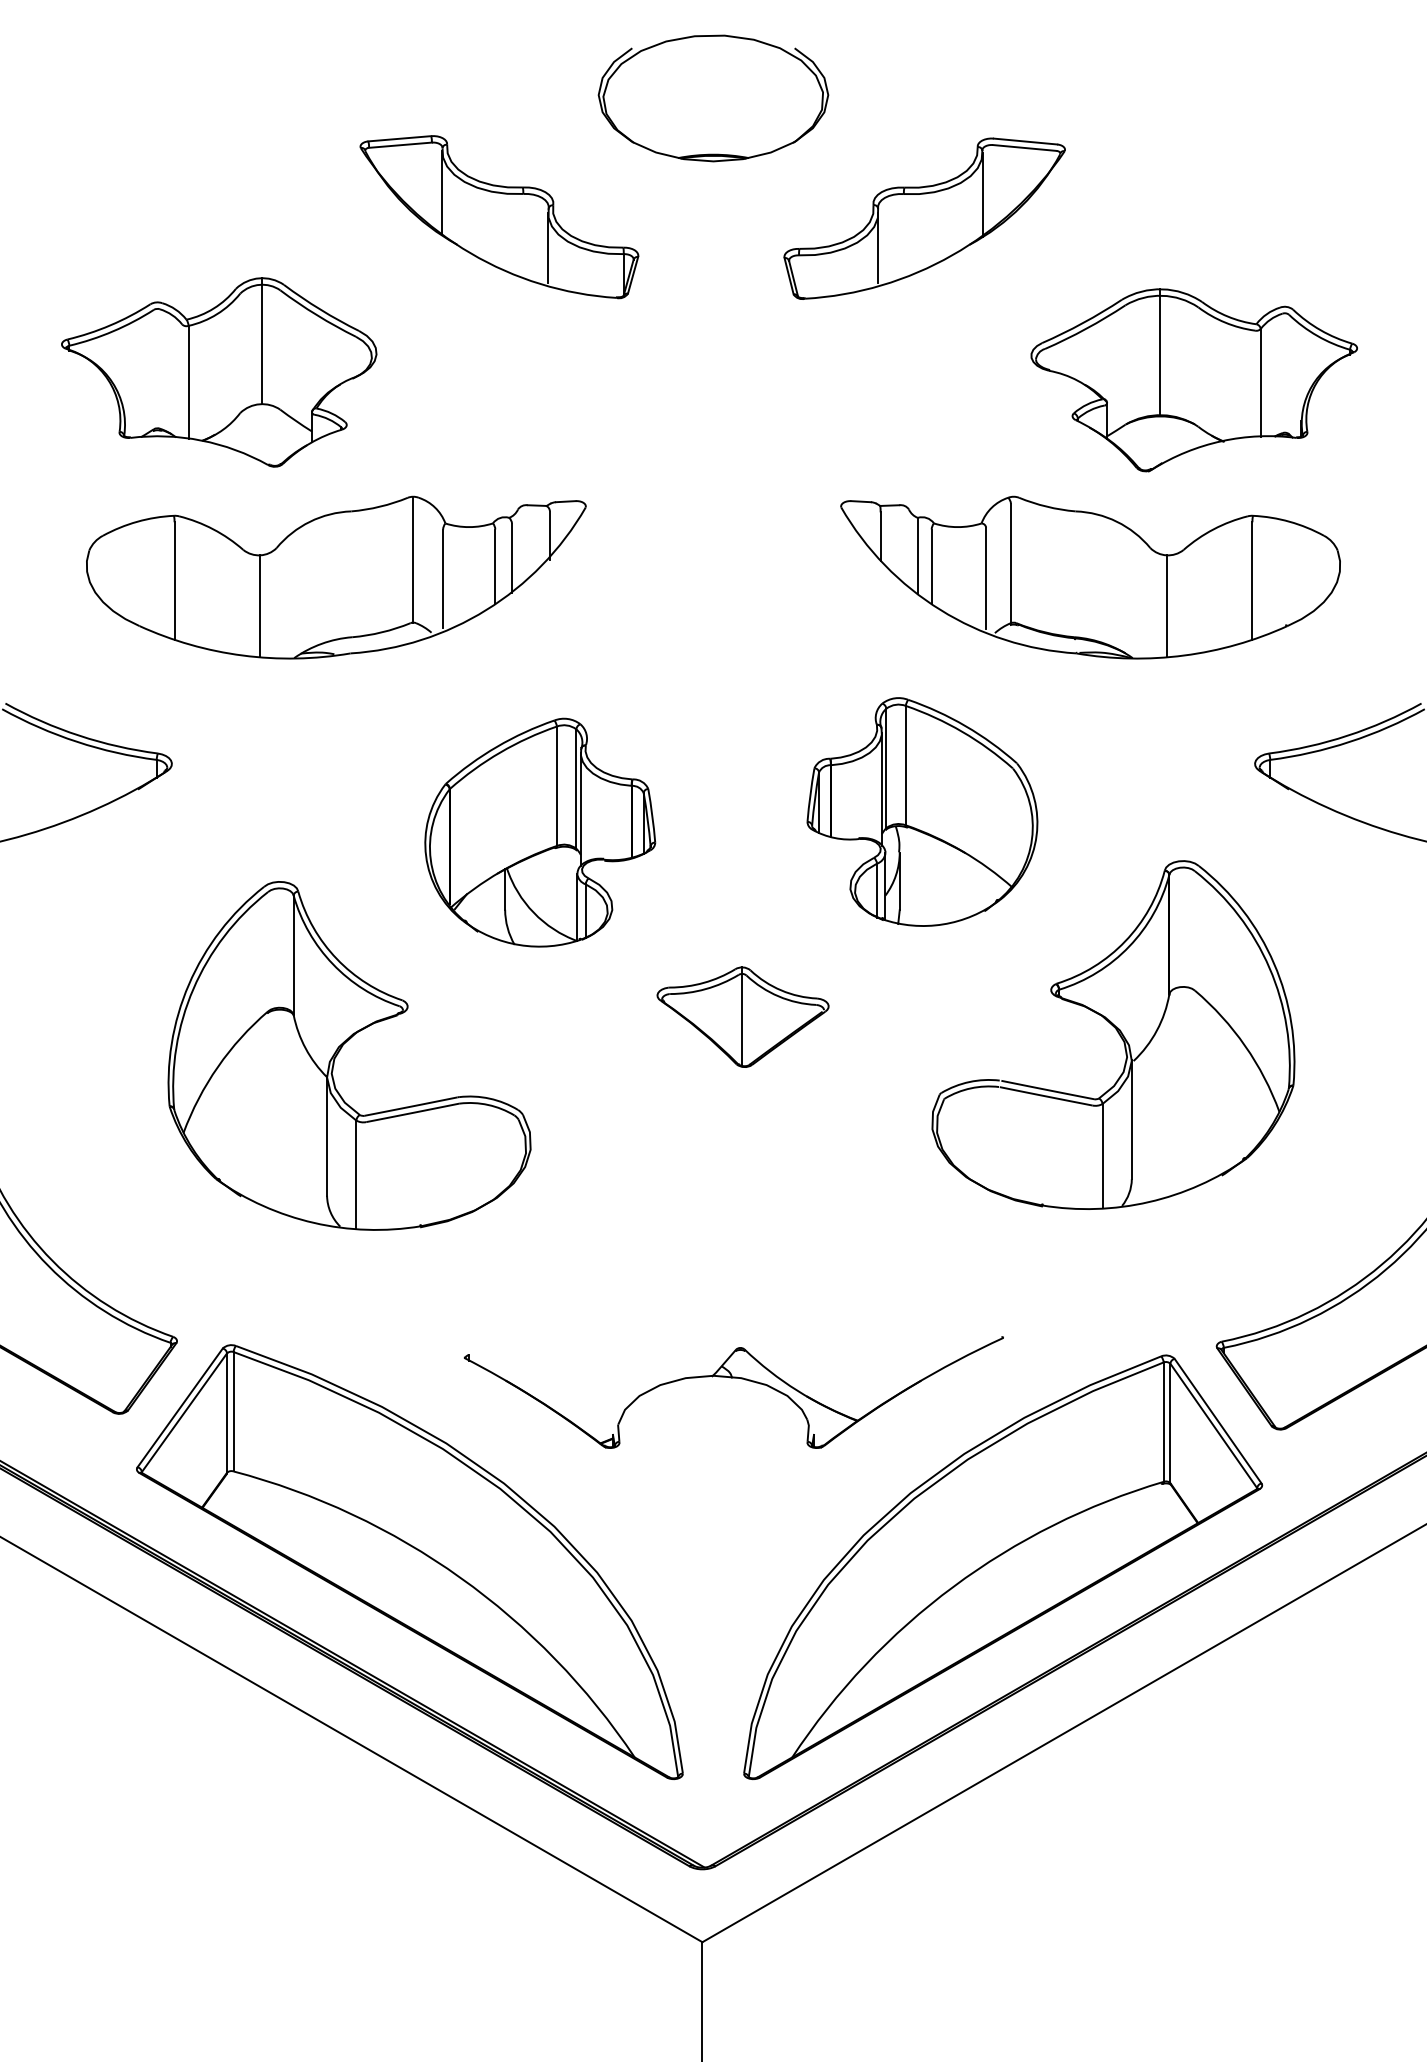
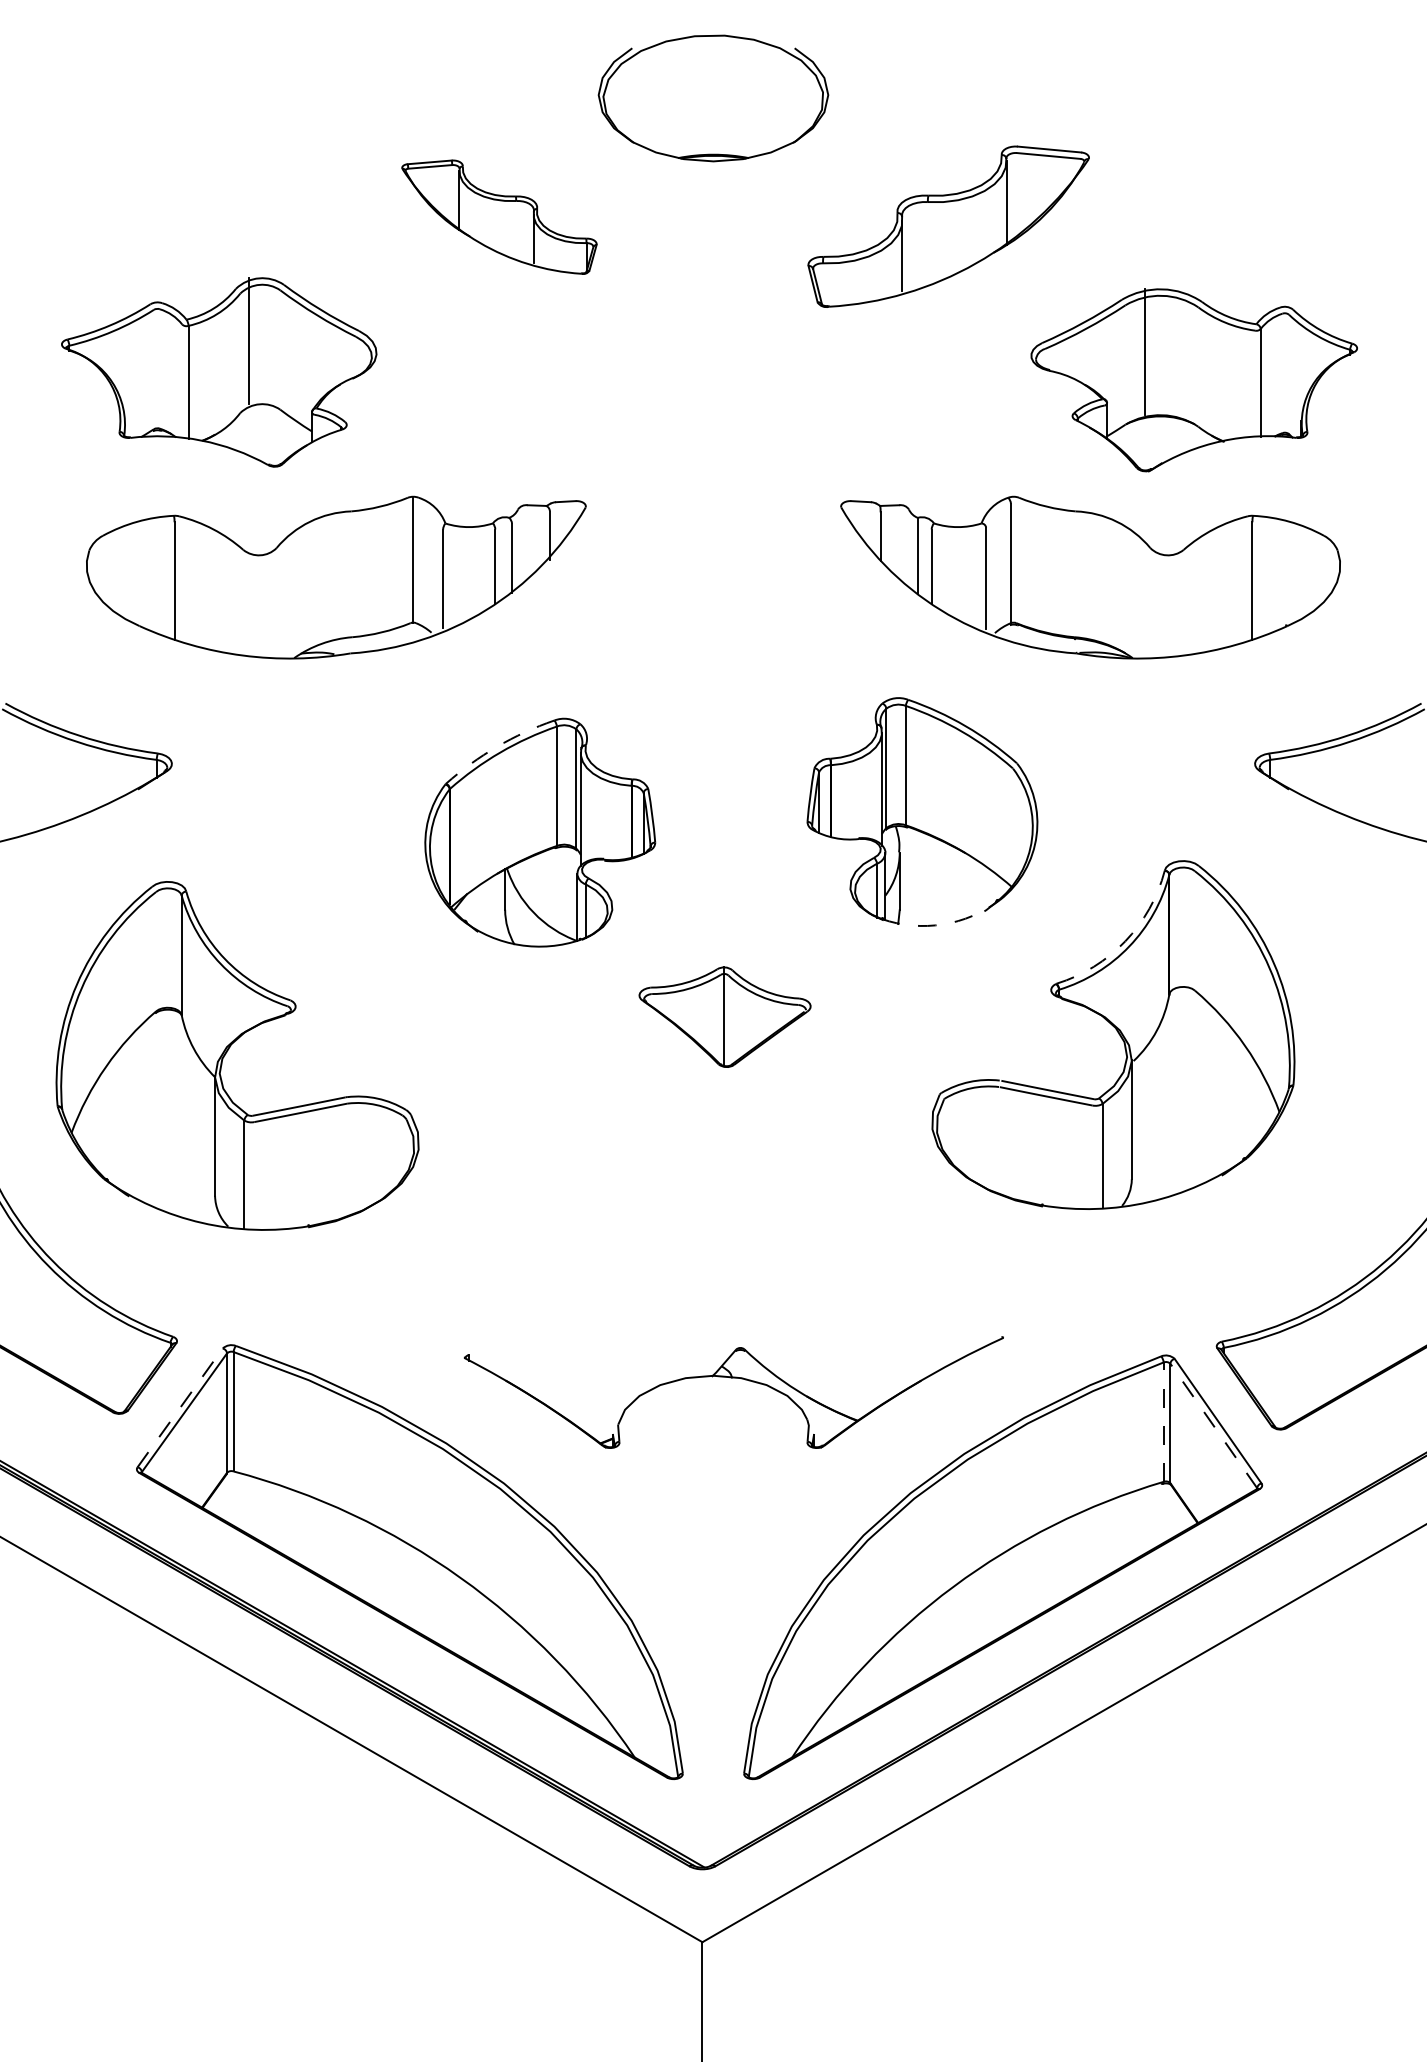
part size: 281x165 px -> 197x116 px (499, 216)
part position: (924, 218) -> (948, 226) (948, 226)
line position: (262, 341) -> (249, 341) (249, 341)
line position: (1160, 352) -> (1145, 352) (1145, 352)
line: present -> none (260, 606)
line: present -> none (1166, 606)
arc: solid -> dashed (497, 746)
arc: solid -> dashed (943, 924)
arc: solid -> dashed (1125, 941)
part position: (742, 1016) -> (724, 1016) (724, 1016)
part position: (341, 1049) -> (229, 1049) (229, 1049)
line: solid -> dashed (180, 1407)
line: solid -> dashed (1163, 1422)
line: solid -> dashed (1213, 1425)
